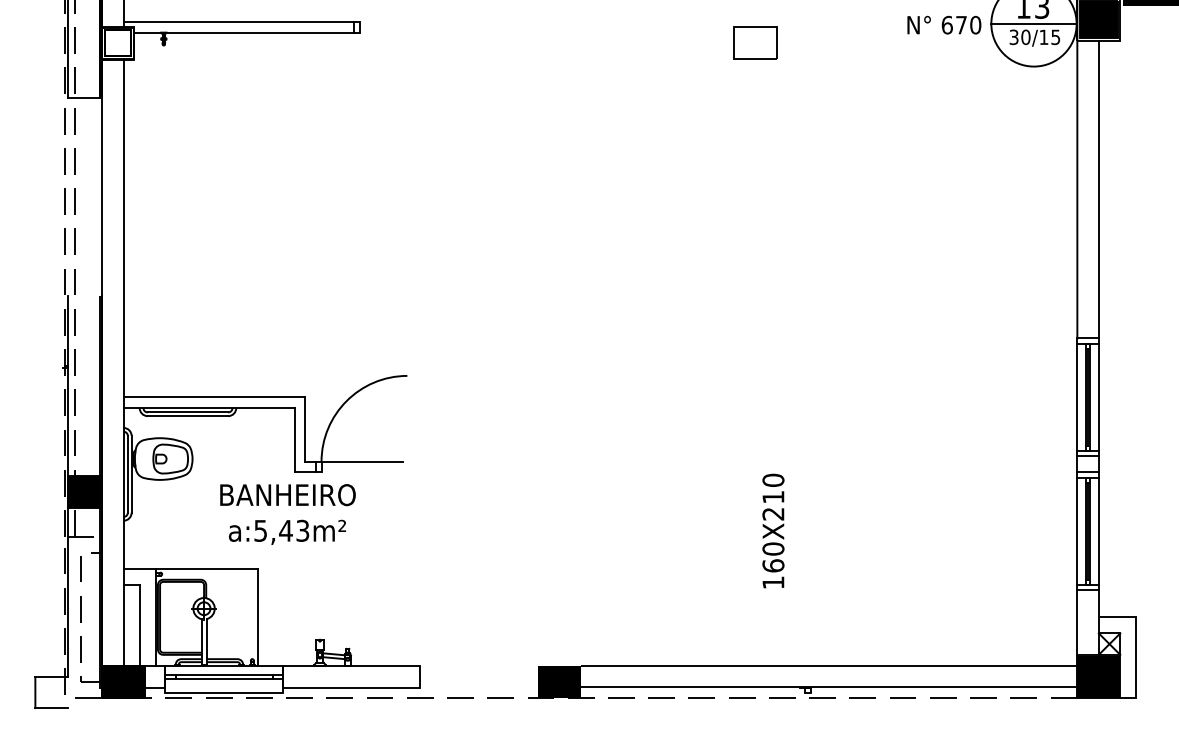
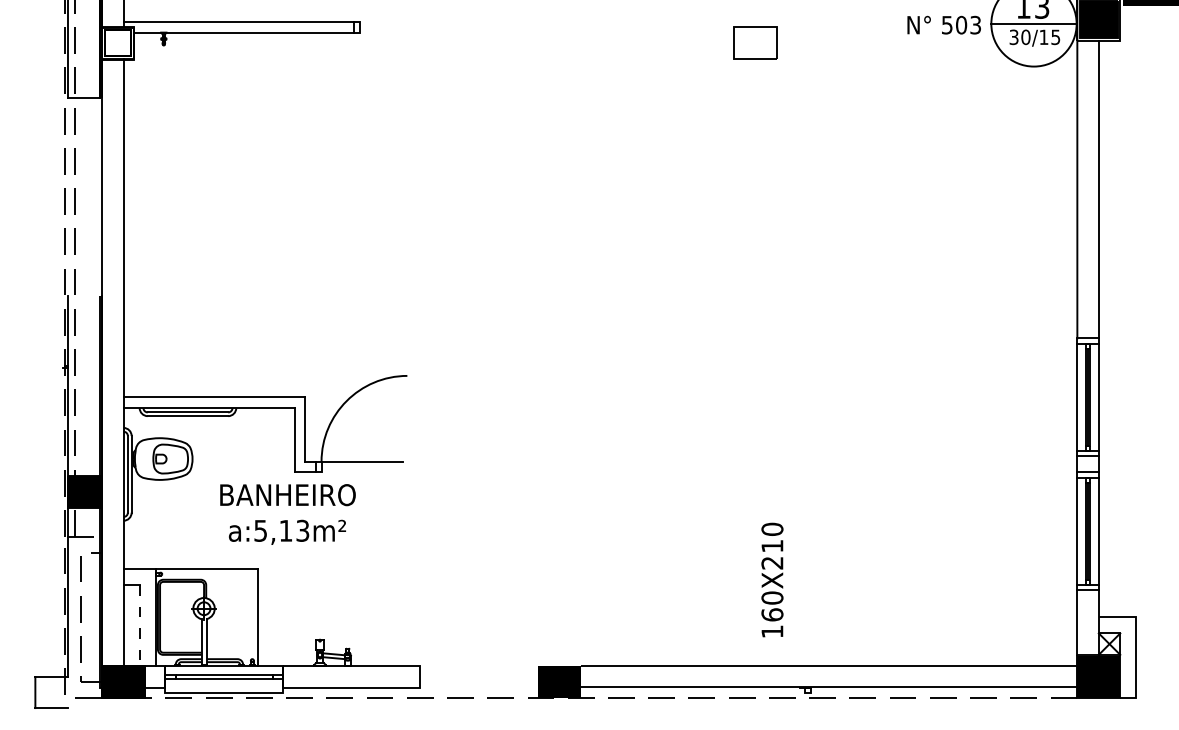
text: 670 -> 503 (961, 24)
text: a:5,43m² -> a:5,13m² (285, 530)
text position: (773, 530) -> (772, 579) (772, 579)
line: solid -> dashed (139, 625)
